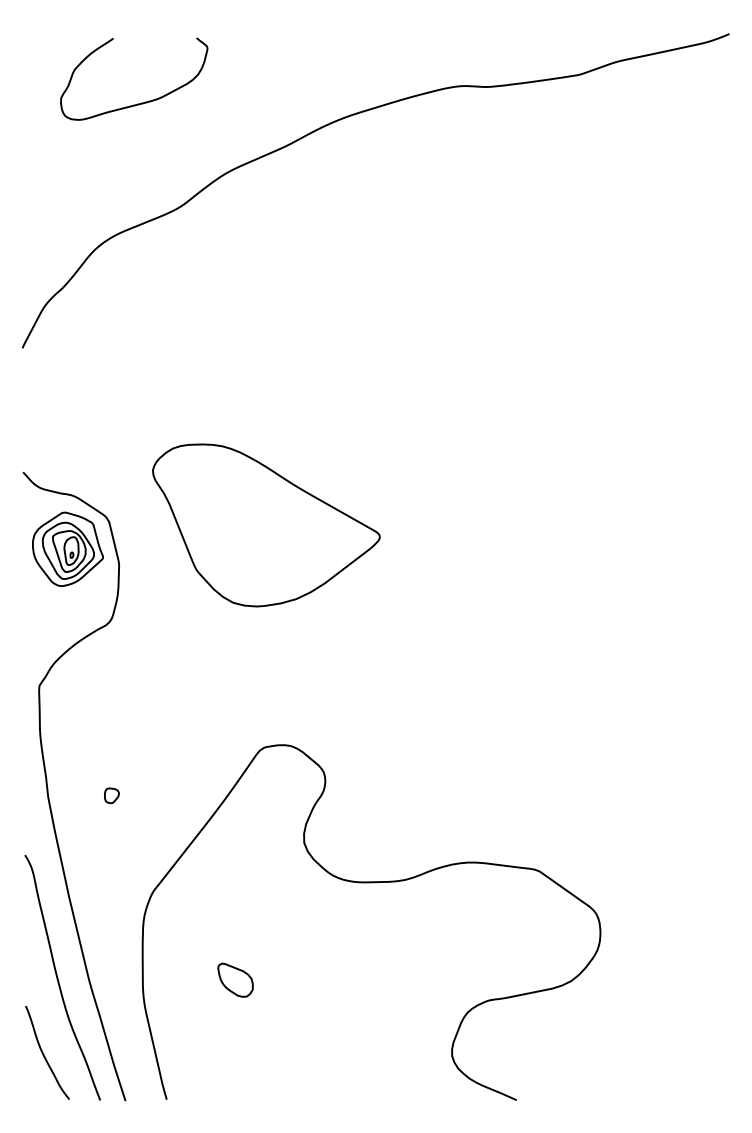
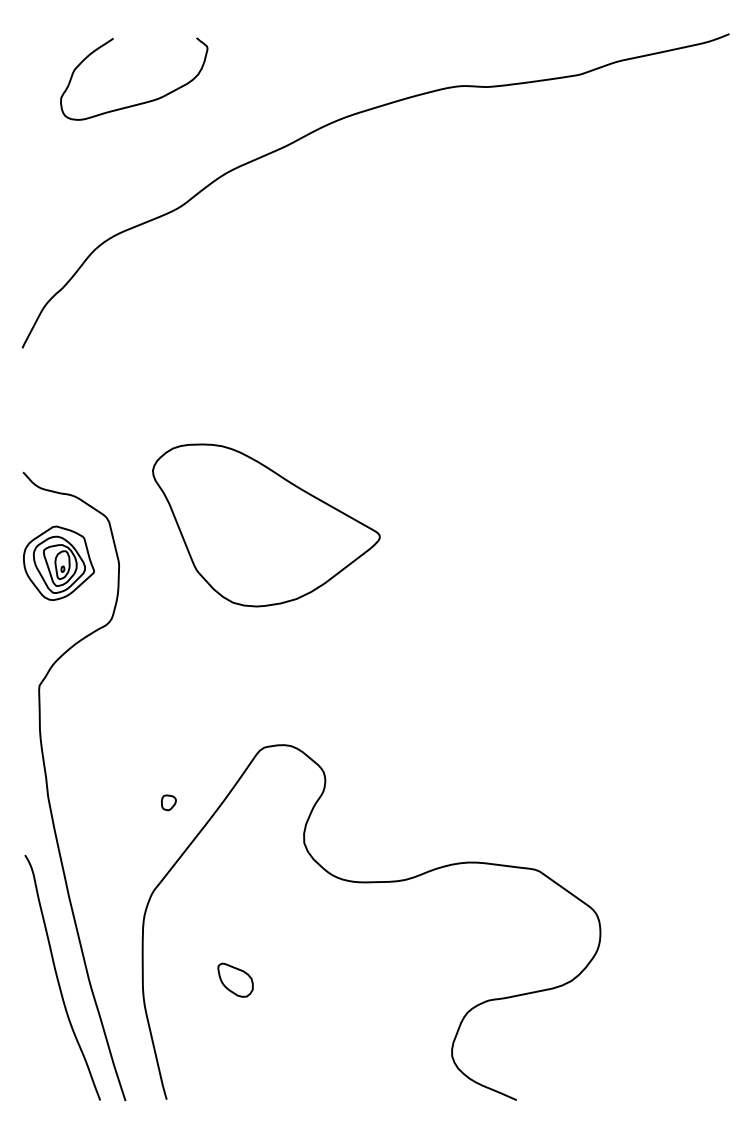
part position: (67, 548) -> (58, 562) (58, 562)
part position: (111, 795) -> (168, 802) (168, 802)
curve: present -> none (44, 1054)
